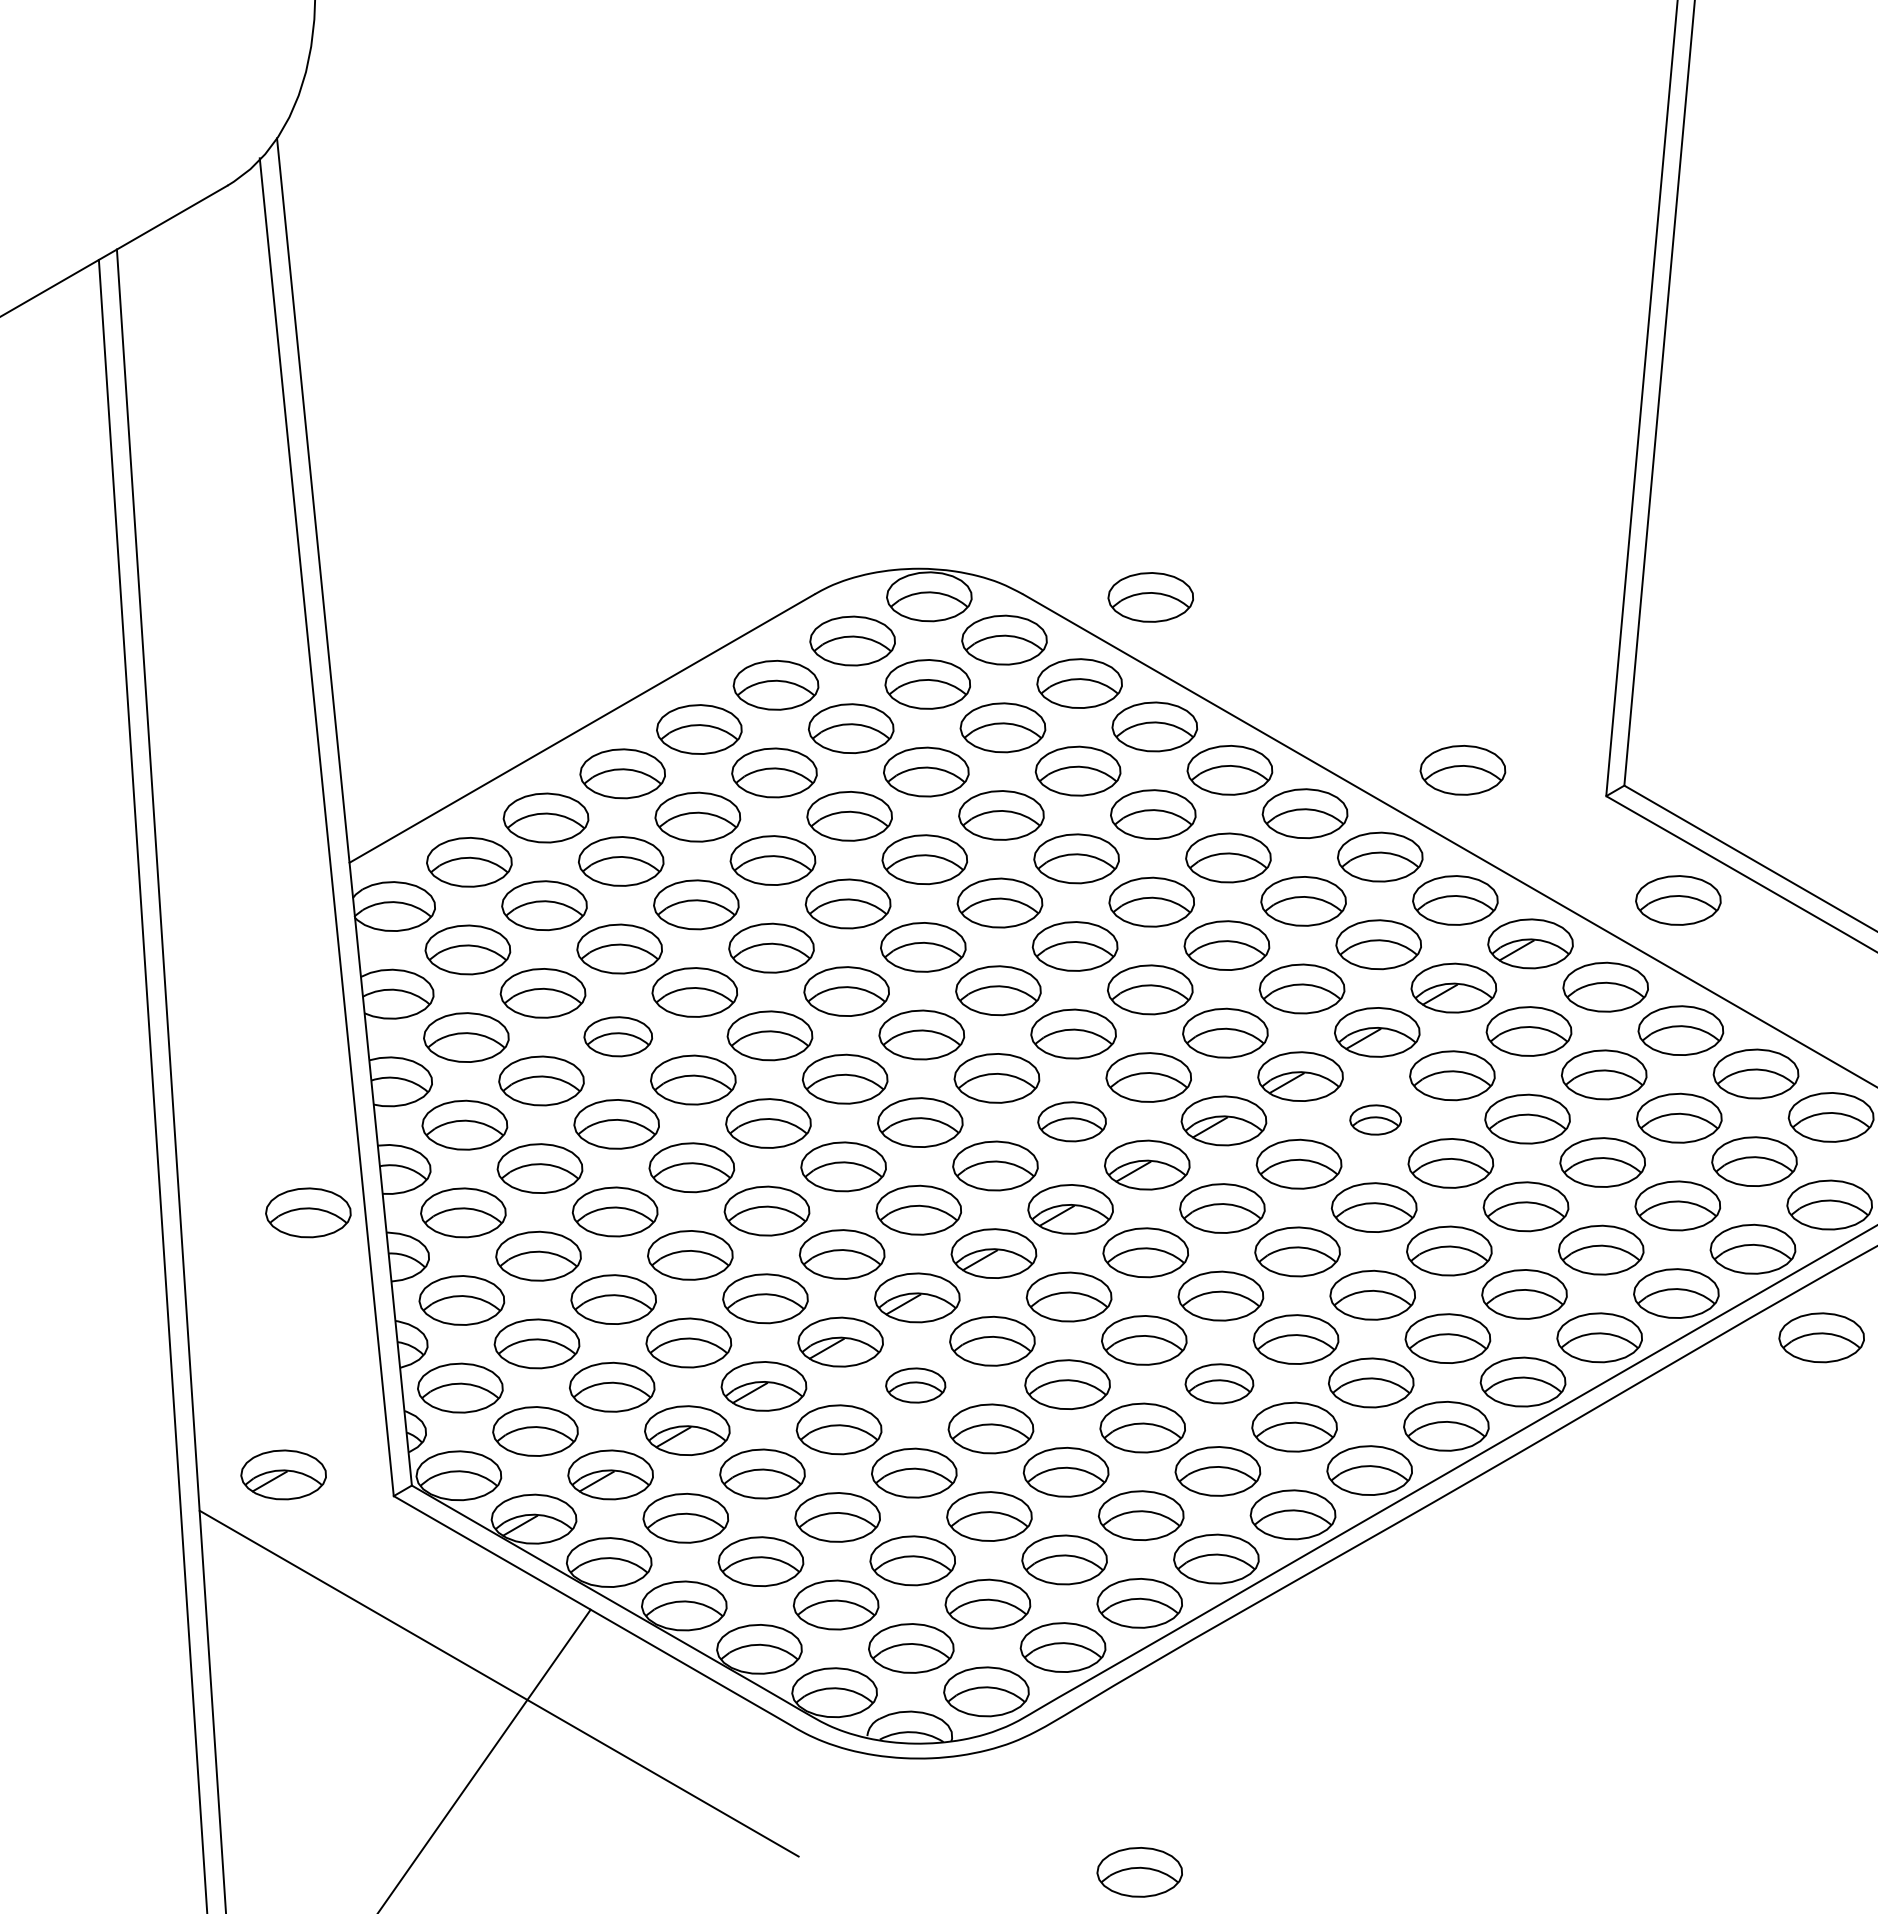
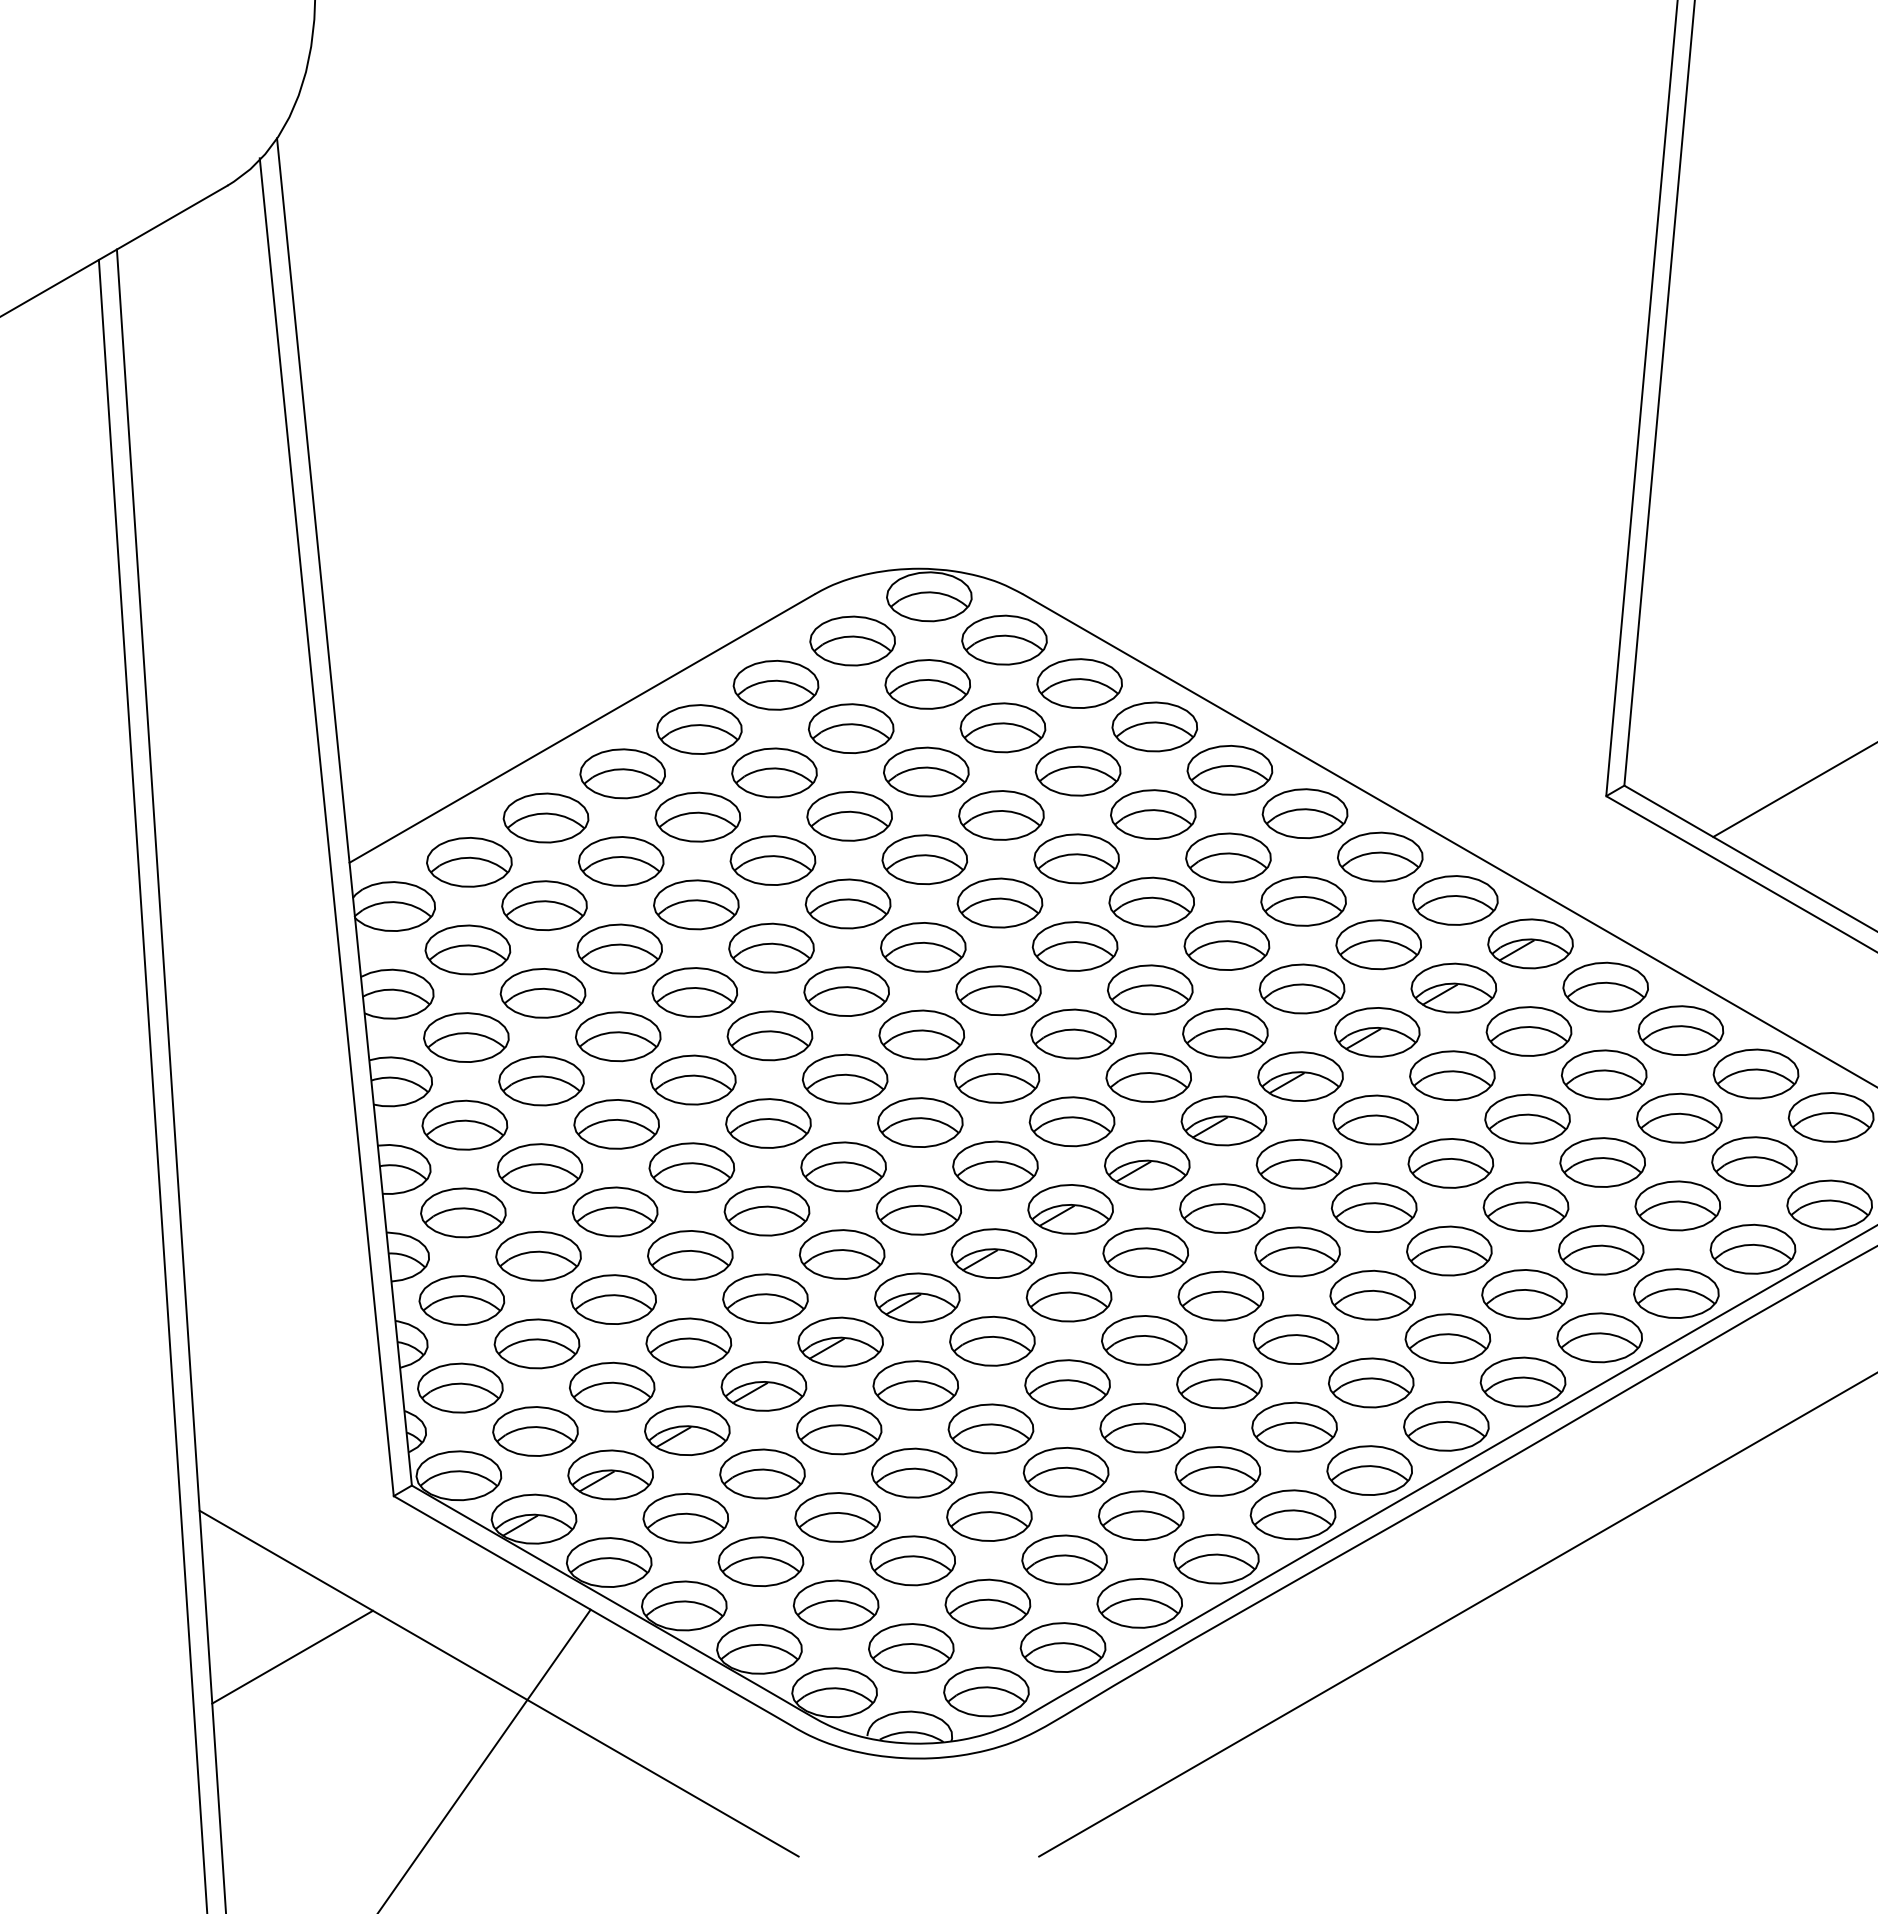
part: present -> none (1150, 597)
part: present -> none (1462, 770)
line: none -> present (1793, 789)
part: present -> none (1678, 900)
part size: 71x42 px -> 87x52 px (618, 1036)
part size: 53x32 px -> 87x52 px (1375, 1119)
part size: 70x42 px -> 88x52 px (1071, 1121)
part: present -> none (308, 1212)
part: present -> none (1821, 1337)
part size: 71x42 px -> 87x52 px (1219, 1383)
part size: 62x37 px -> 87x51 px (915, 1385)
part: present -> none (283, 1474)
line: none -> present (1456, 1615)
line: none -> present (292, 1656)
part: present -> none (1139, 1872)
